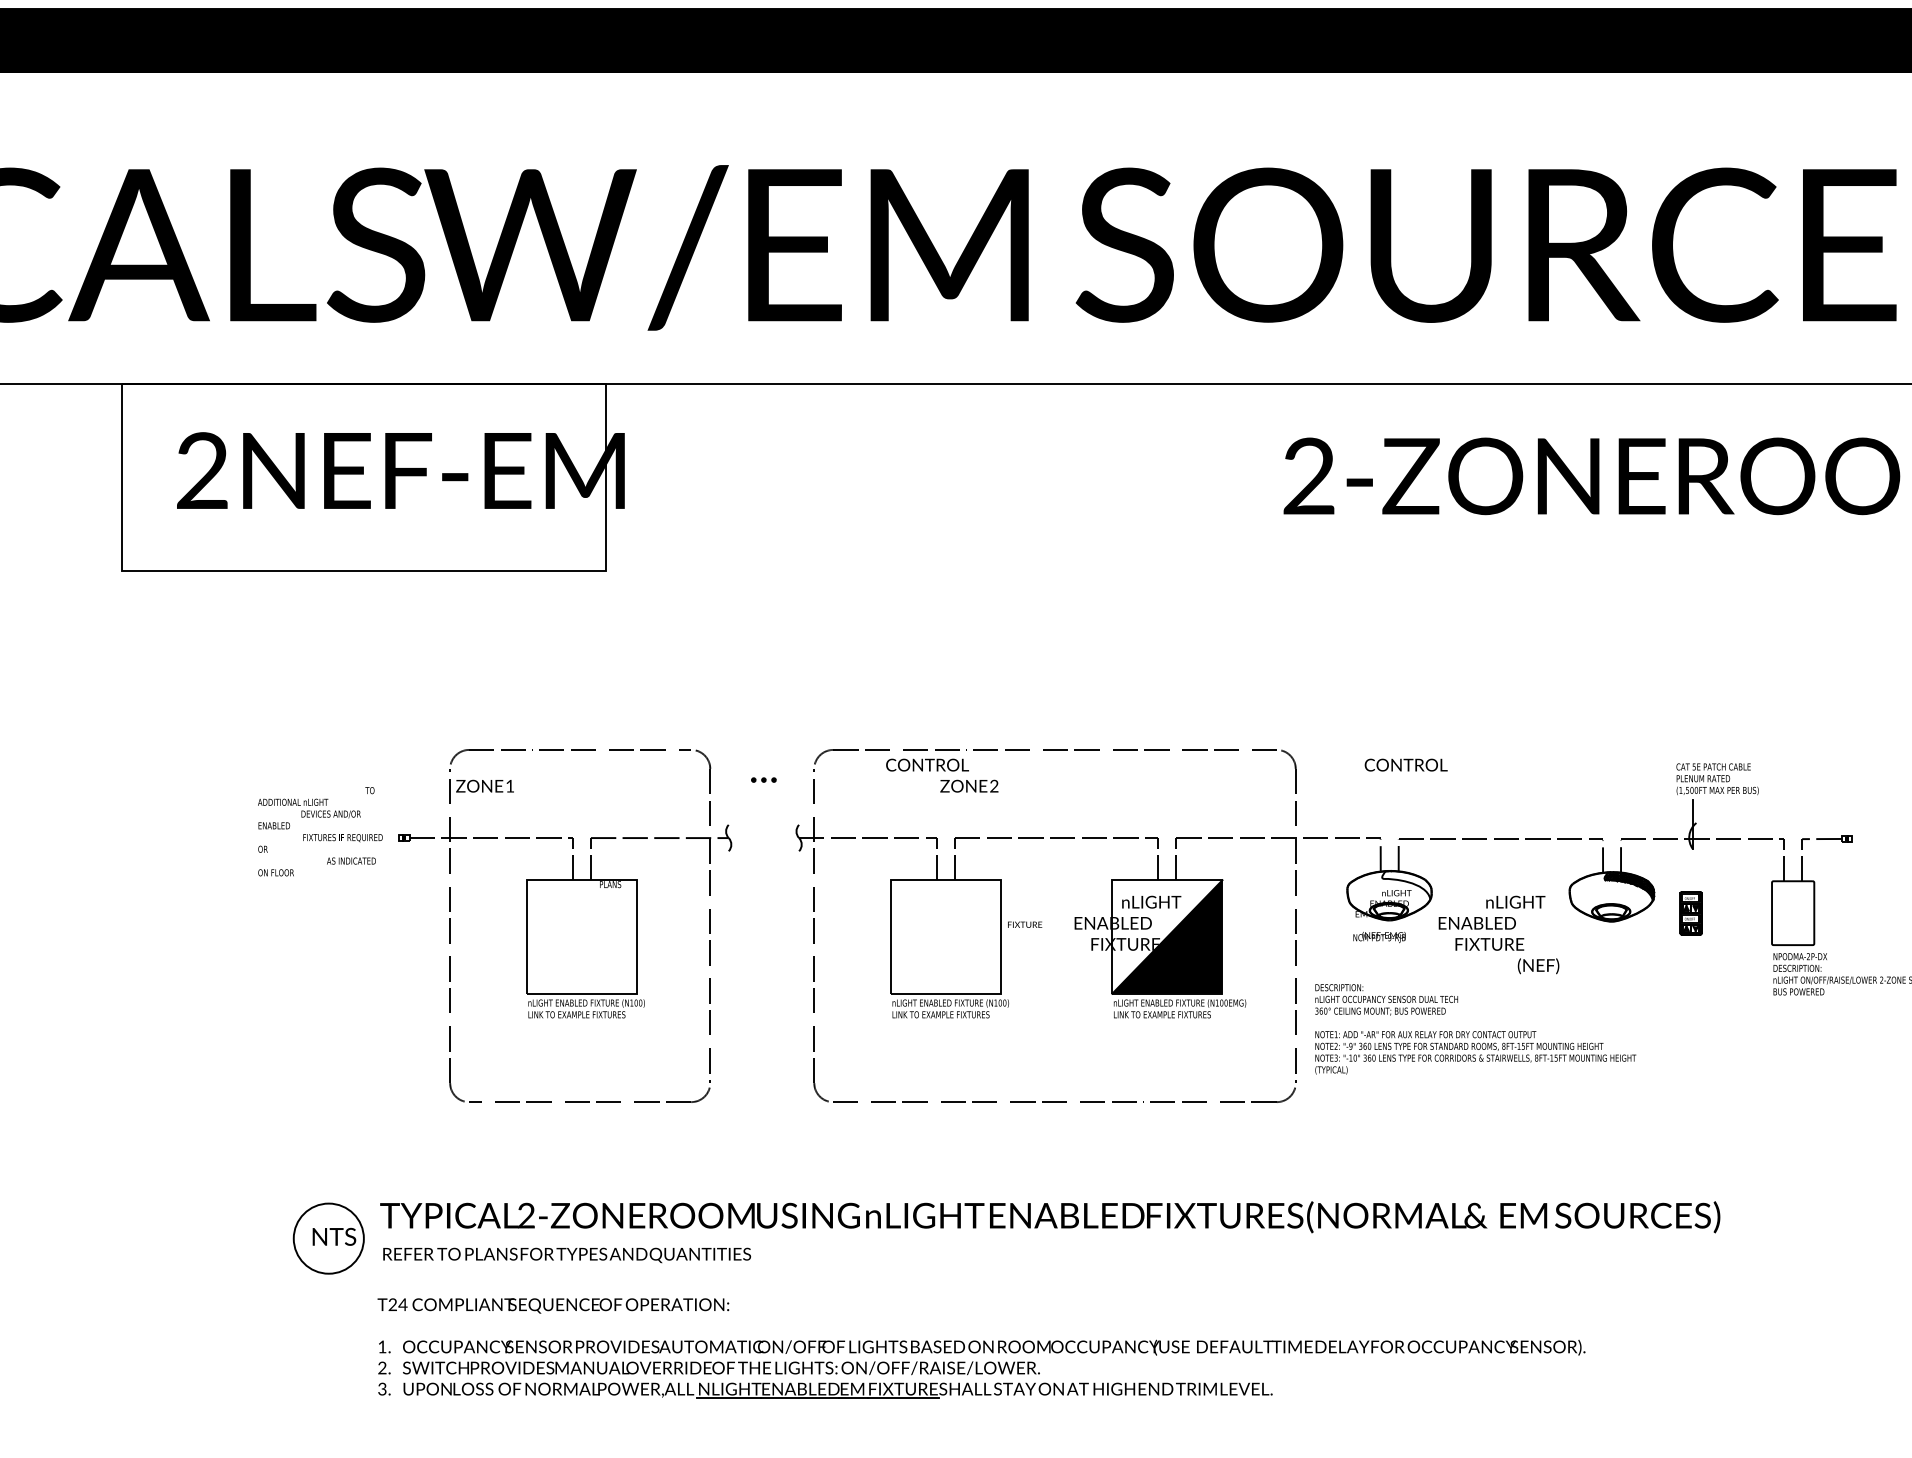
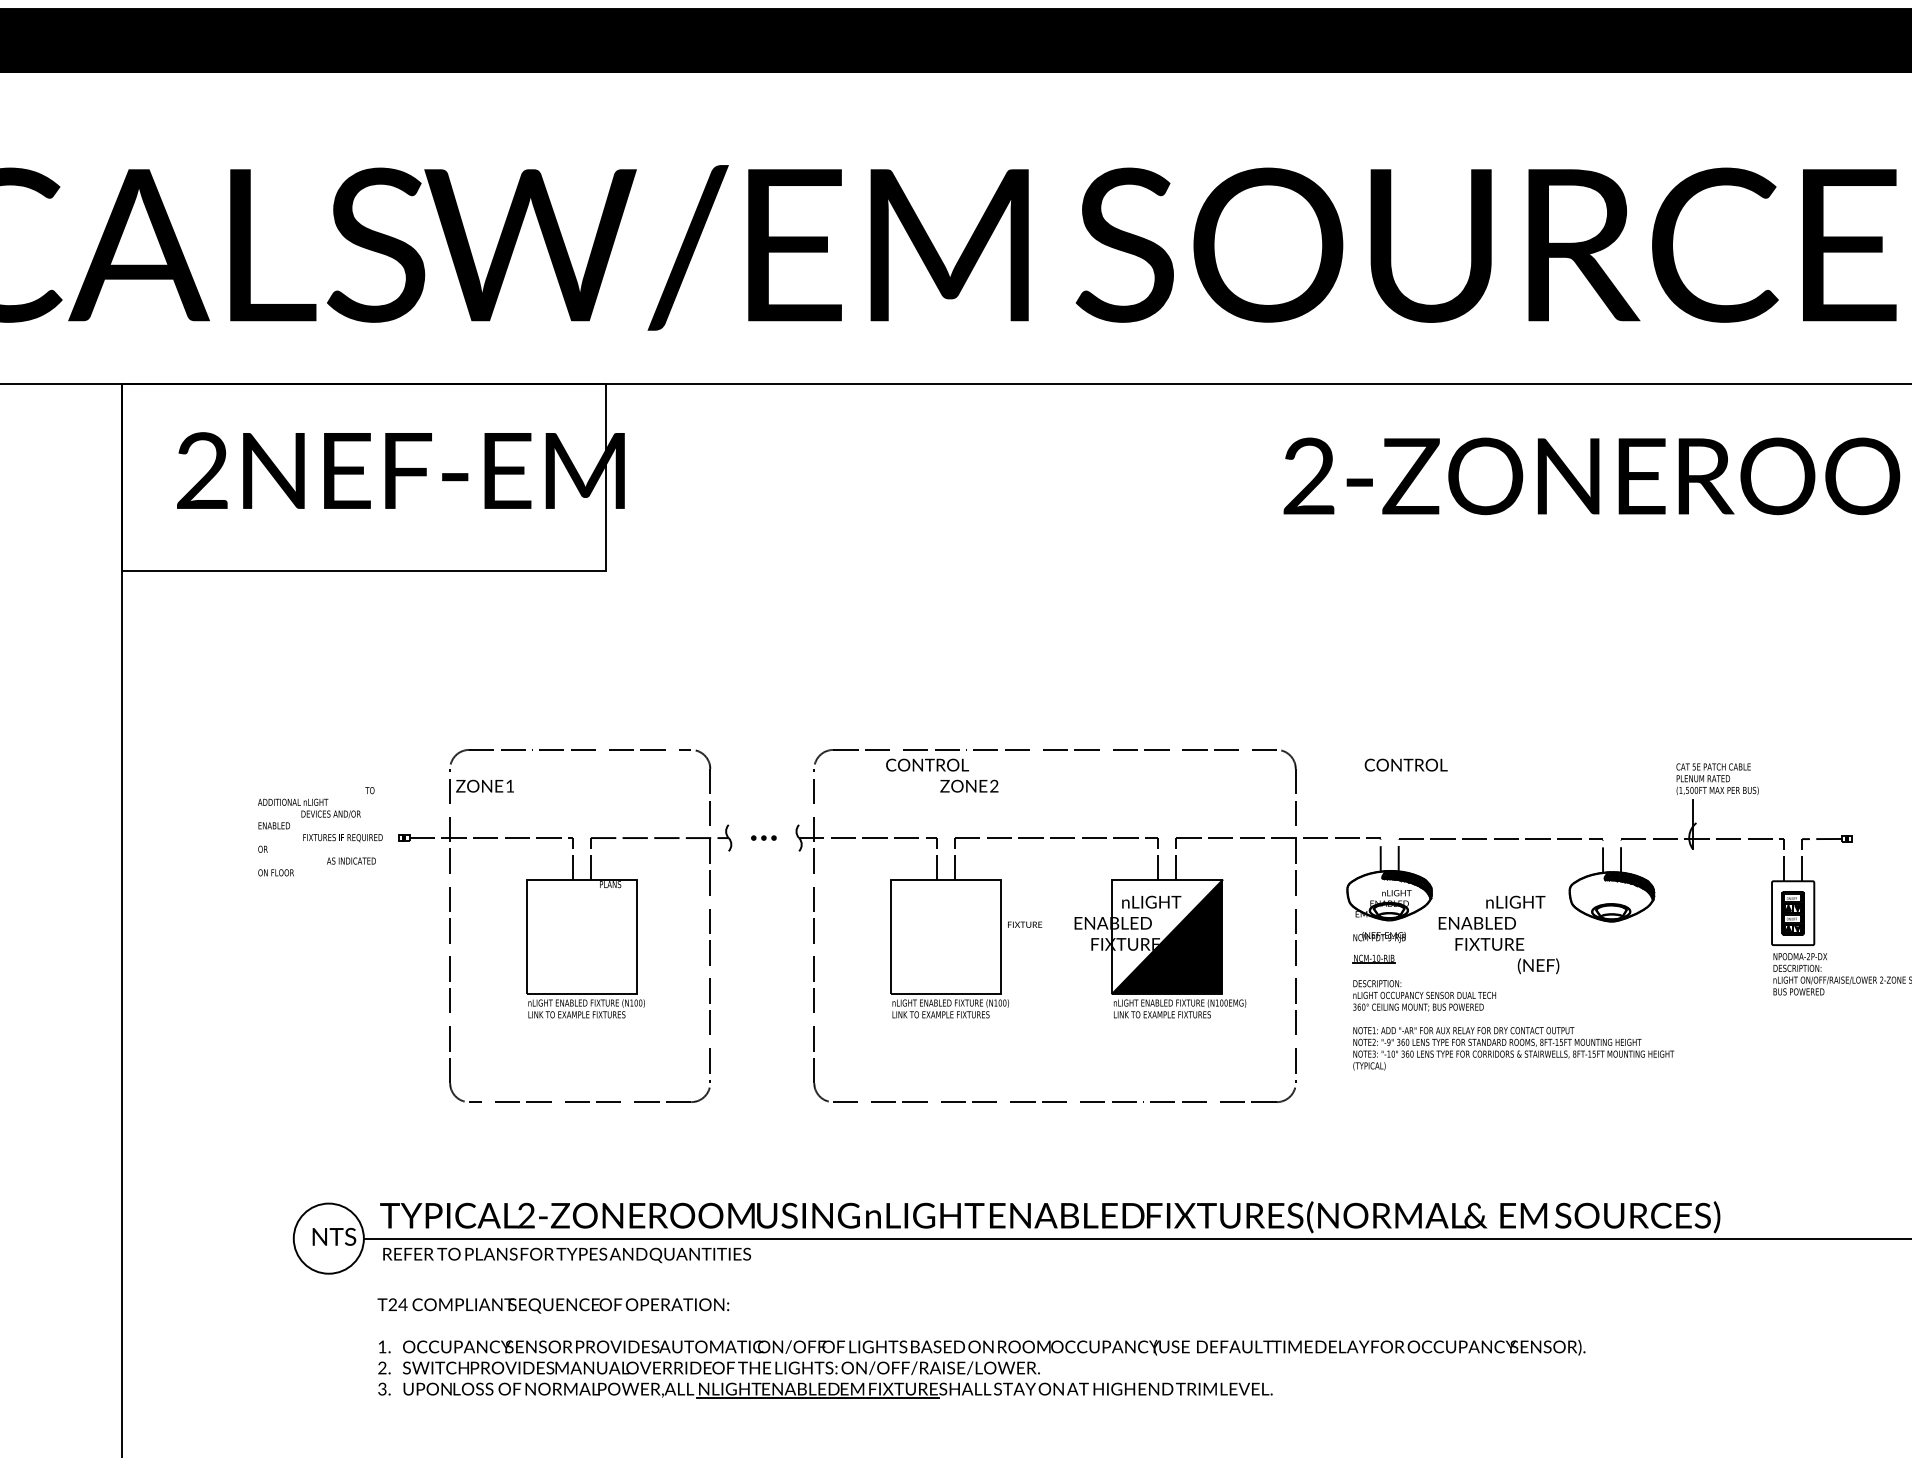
part position: (763, 779) -> (763, 837) (763, 837)
hatch: none -> present (1406, 885)
part position: (1690, 913) -> (1792, 913) (1792, 913)
line: none -> present (122, 918)
part: none -> present (1373, 958)
text position: (1475, 1029) -> (1513, 1025) (1513, 1025)
line: none -> present (1135, 1238)
